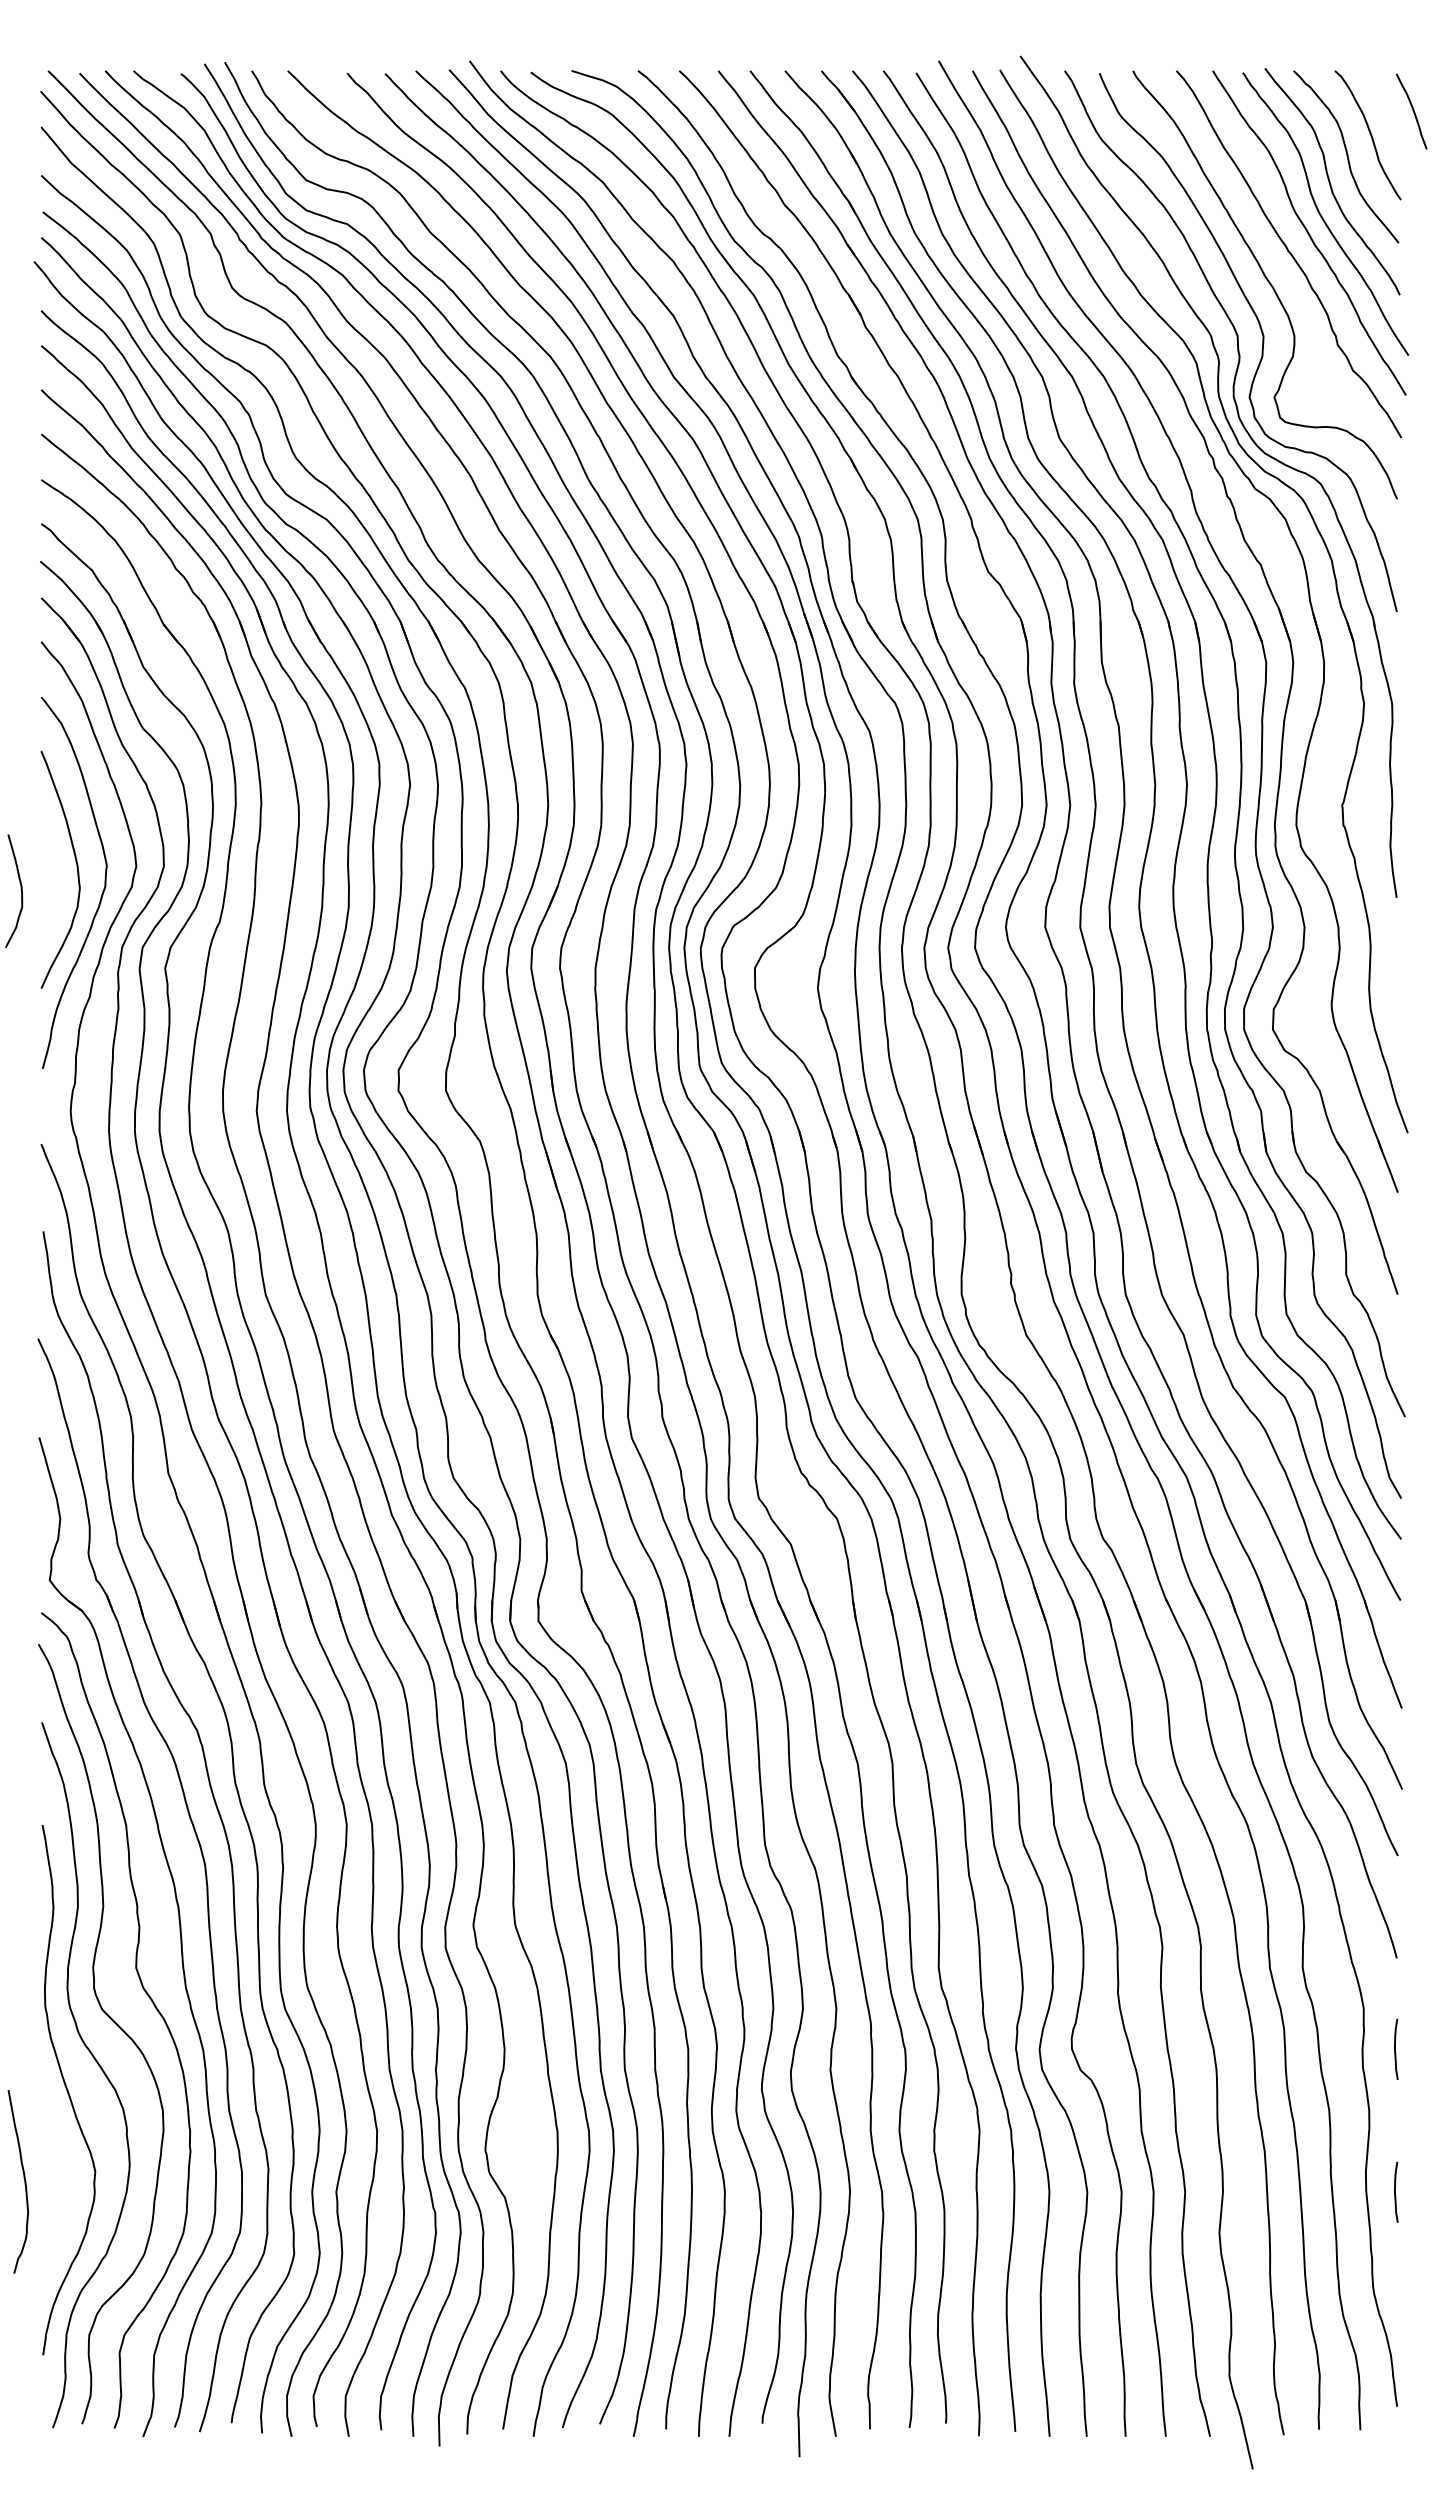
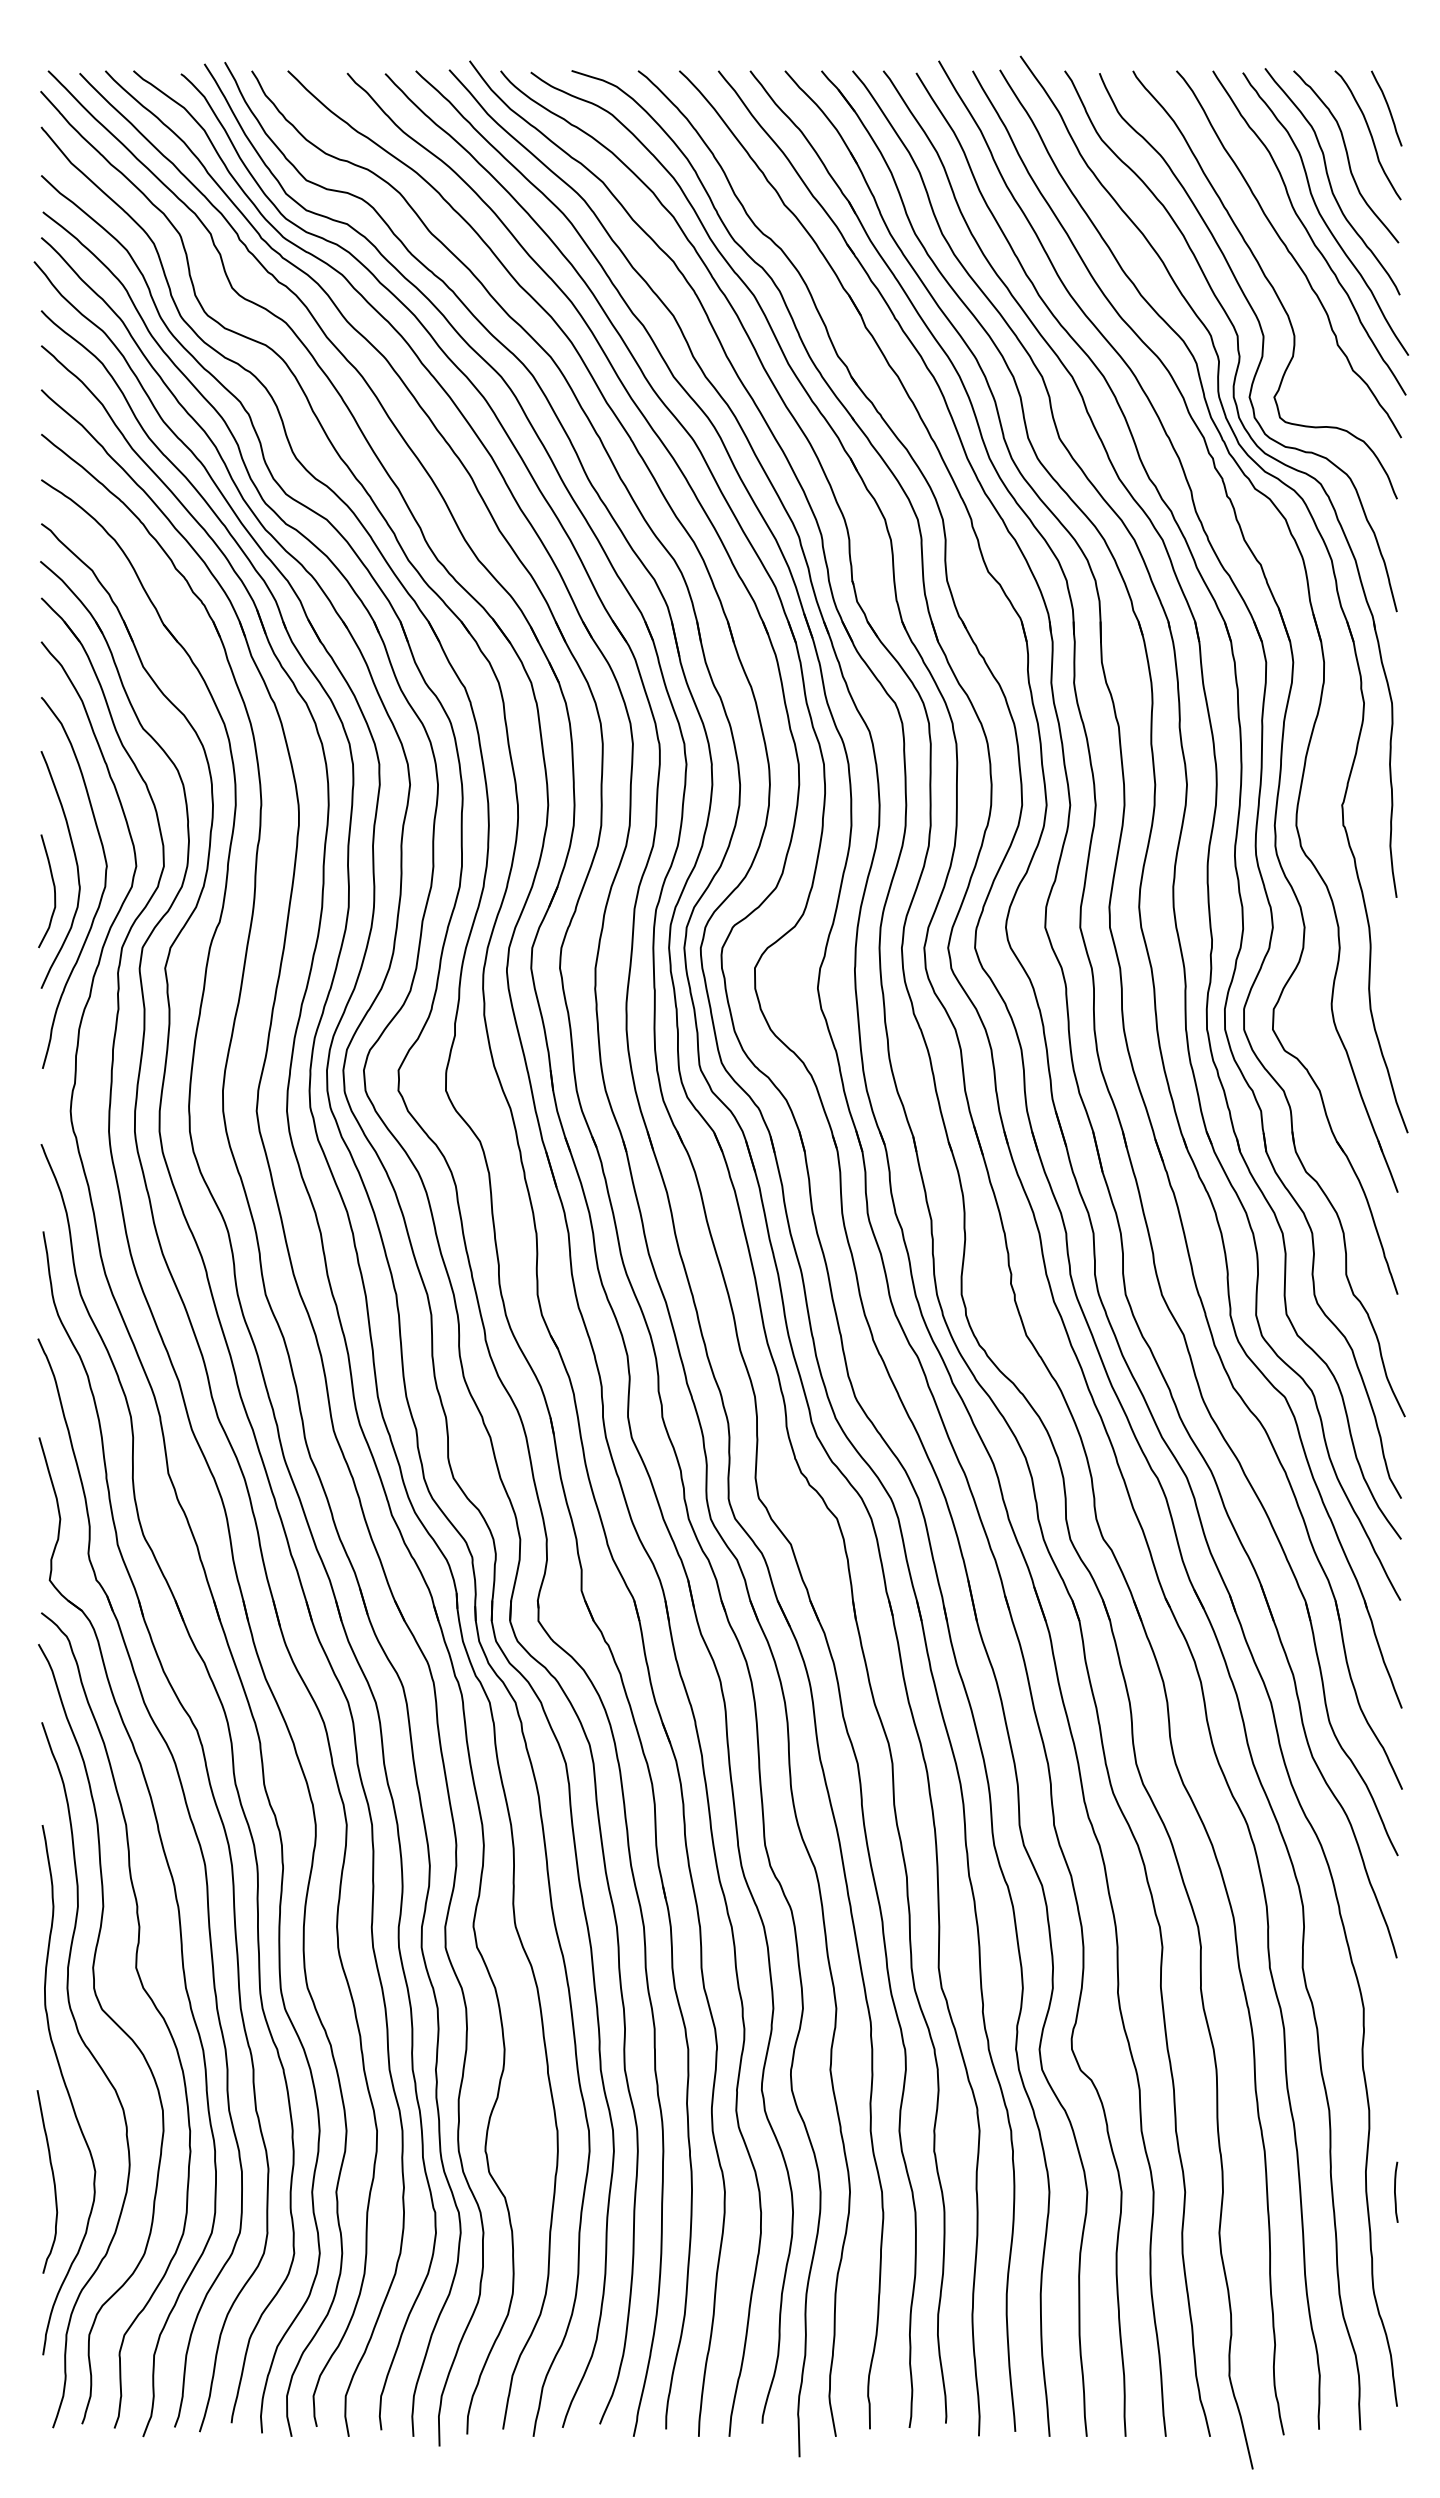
curve position: (1412, 110) -> (1387, 107) (1387, 107)
curve position: (20, 889) -> (53, 889) (53, 889)
curve: present -> none (1395, 2048)
curve position: (23, 2178) -> (52, 2178) (52, 2178)
